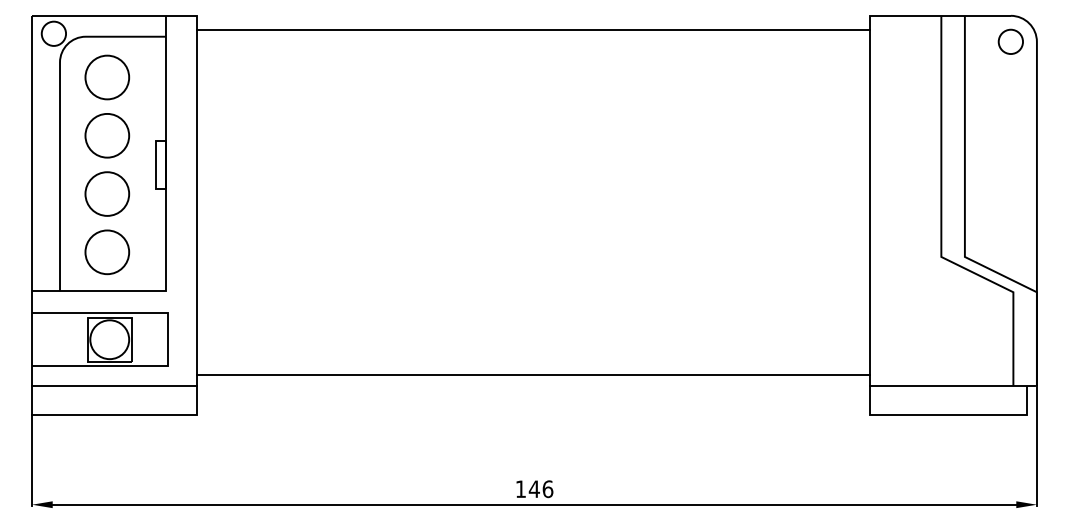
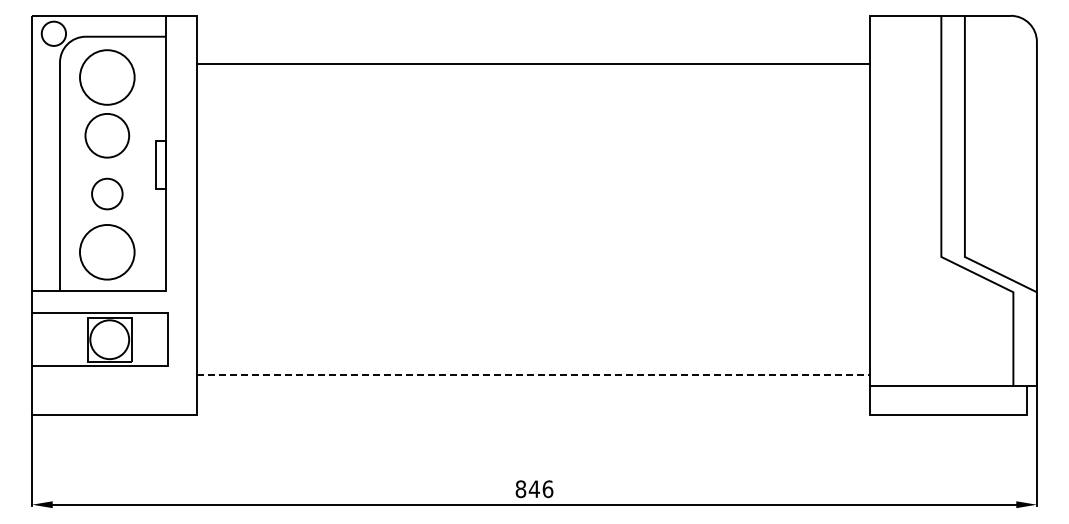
line position: (533, 29) -> (533, 63) (533, 63)
circle: present -> none (1010, 41)
circle diameter: 44 px -> 55 px (107, 77)
circle diameter: 44 px -> 31 px (107, 193)
circle size: 47x47 px -> 57x57 px (107, 252)
line: solid -> dashed (533, 375)
line: present -> none (114, 385)
text: 146 -> 846 (520, 489)
